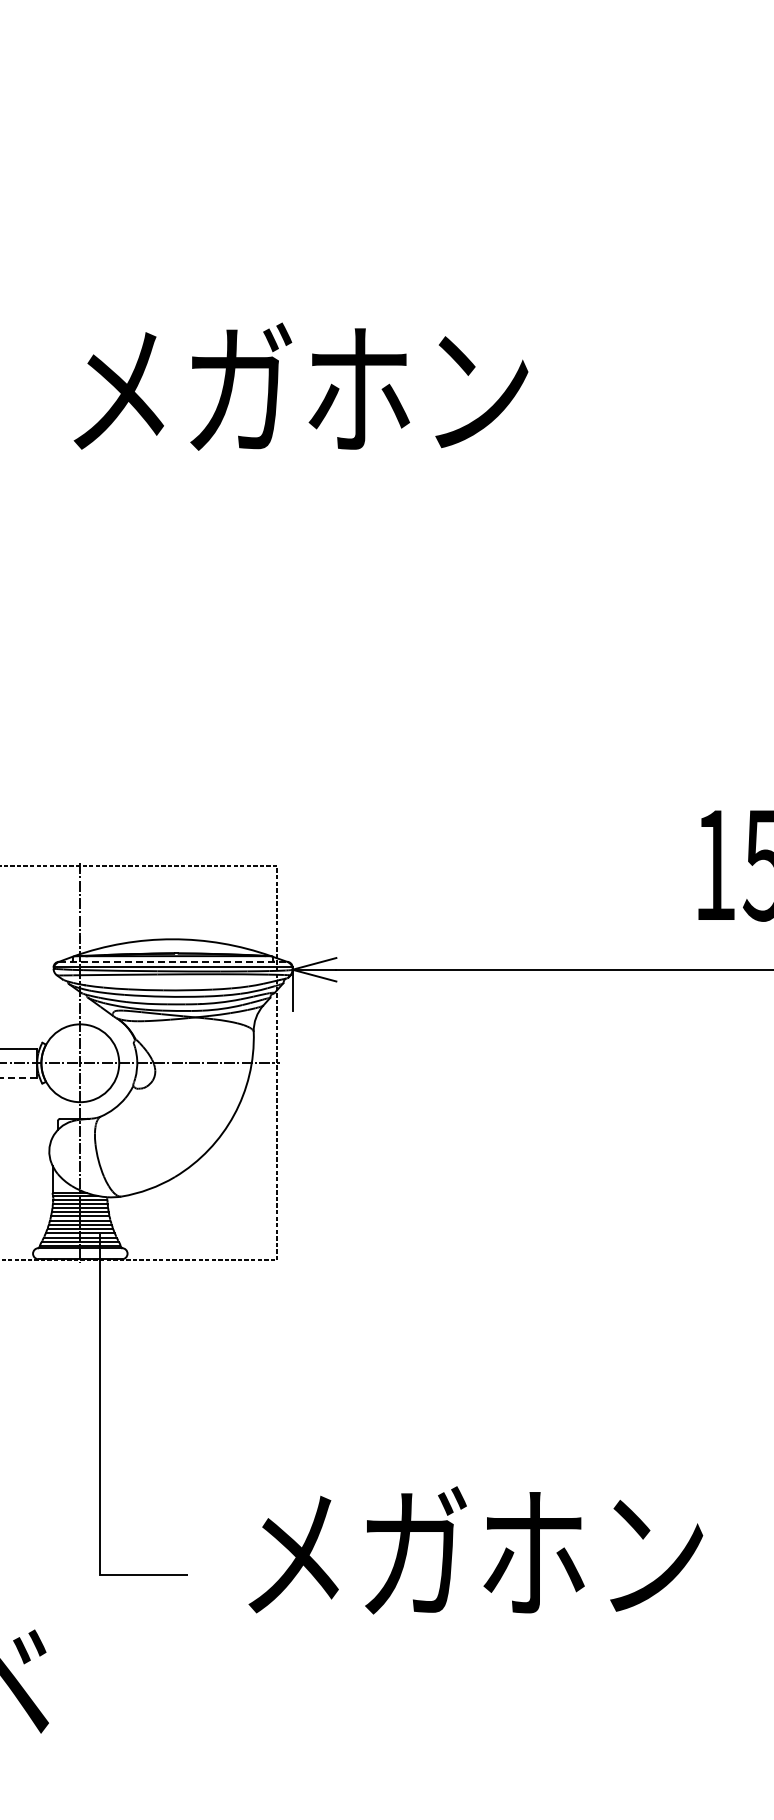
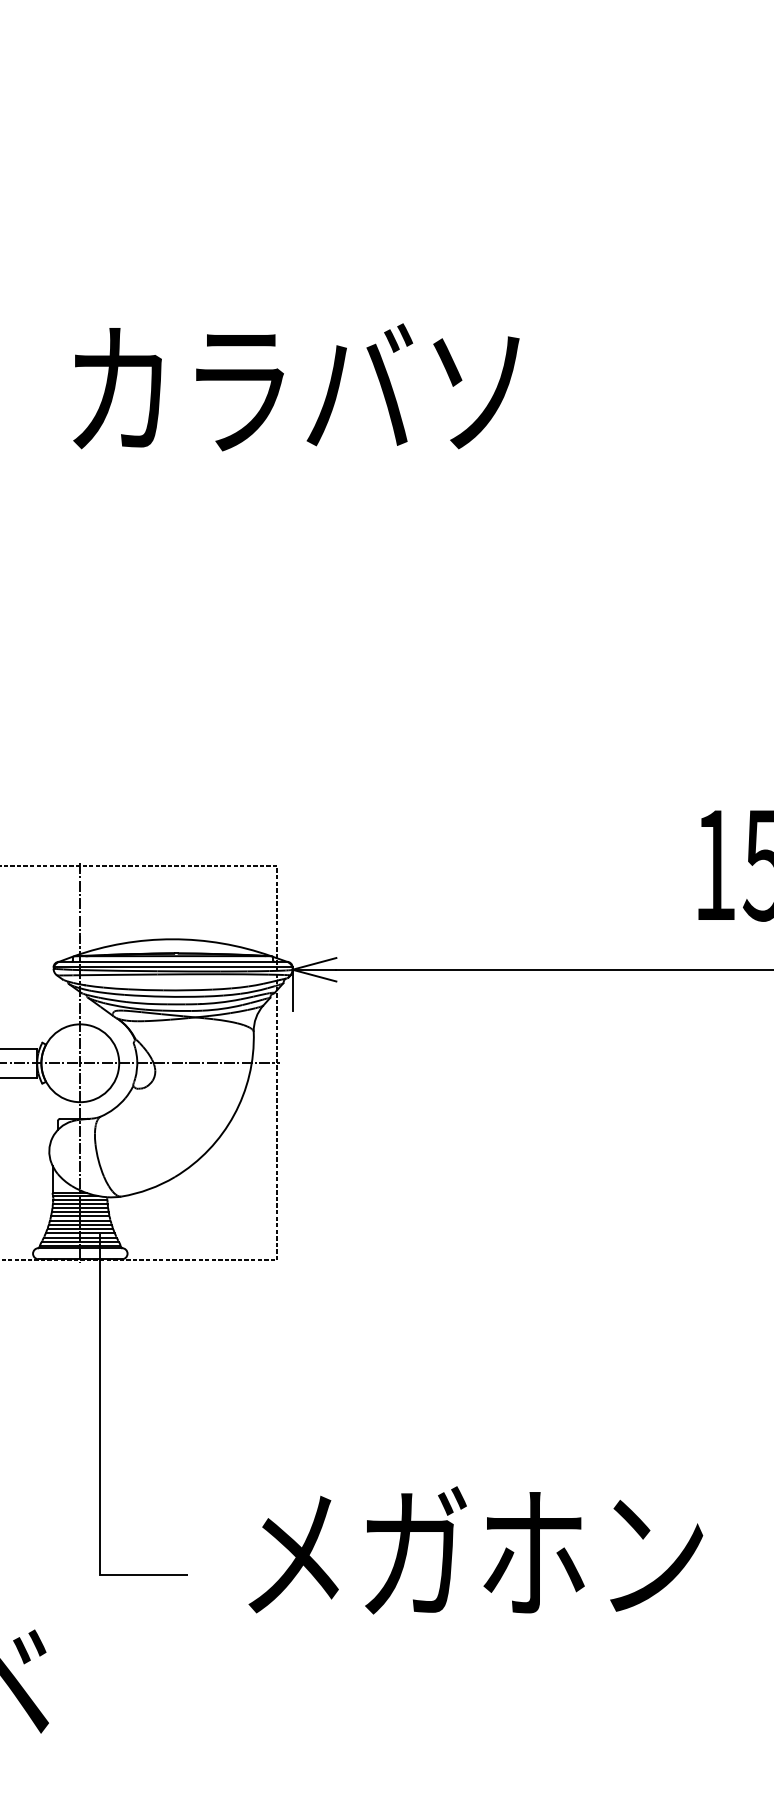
text: メガホン -> カラバソ (300, 386)
line: dashed -> solid (173, 961)
line: dashed -> solid (18, 1077)
